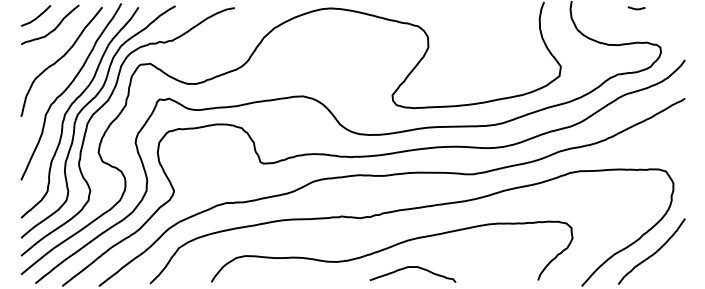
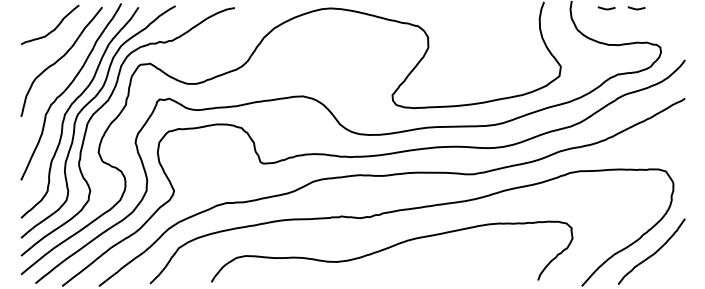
line: none -> present (606, 8)
curve: present -> none (37, 16)
curve: present -> none (412, 267)
